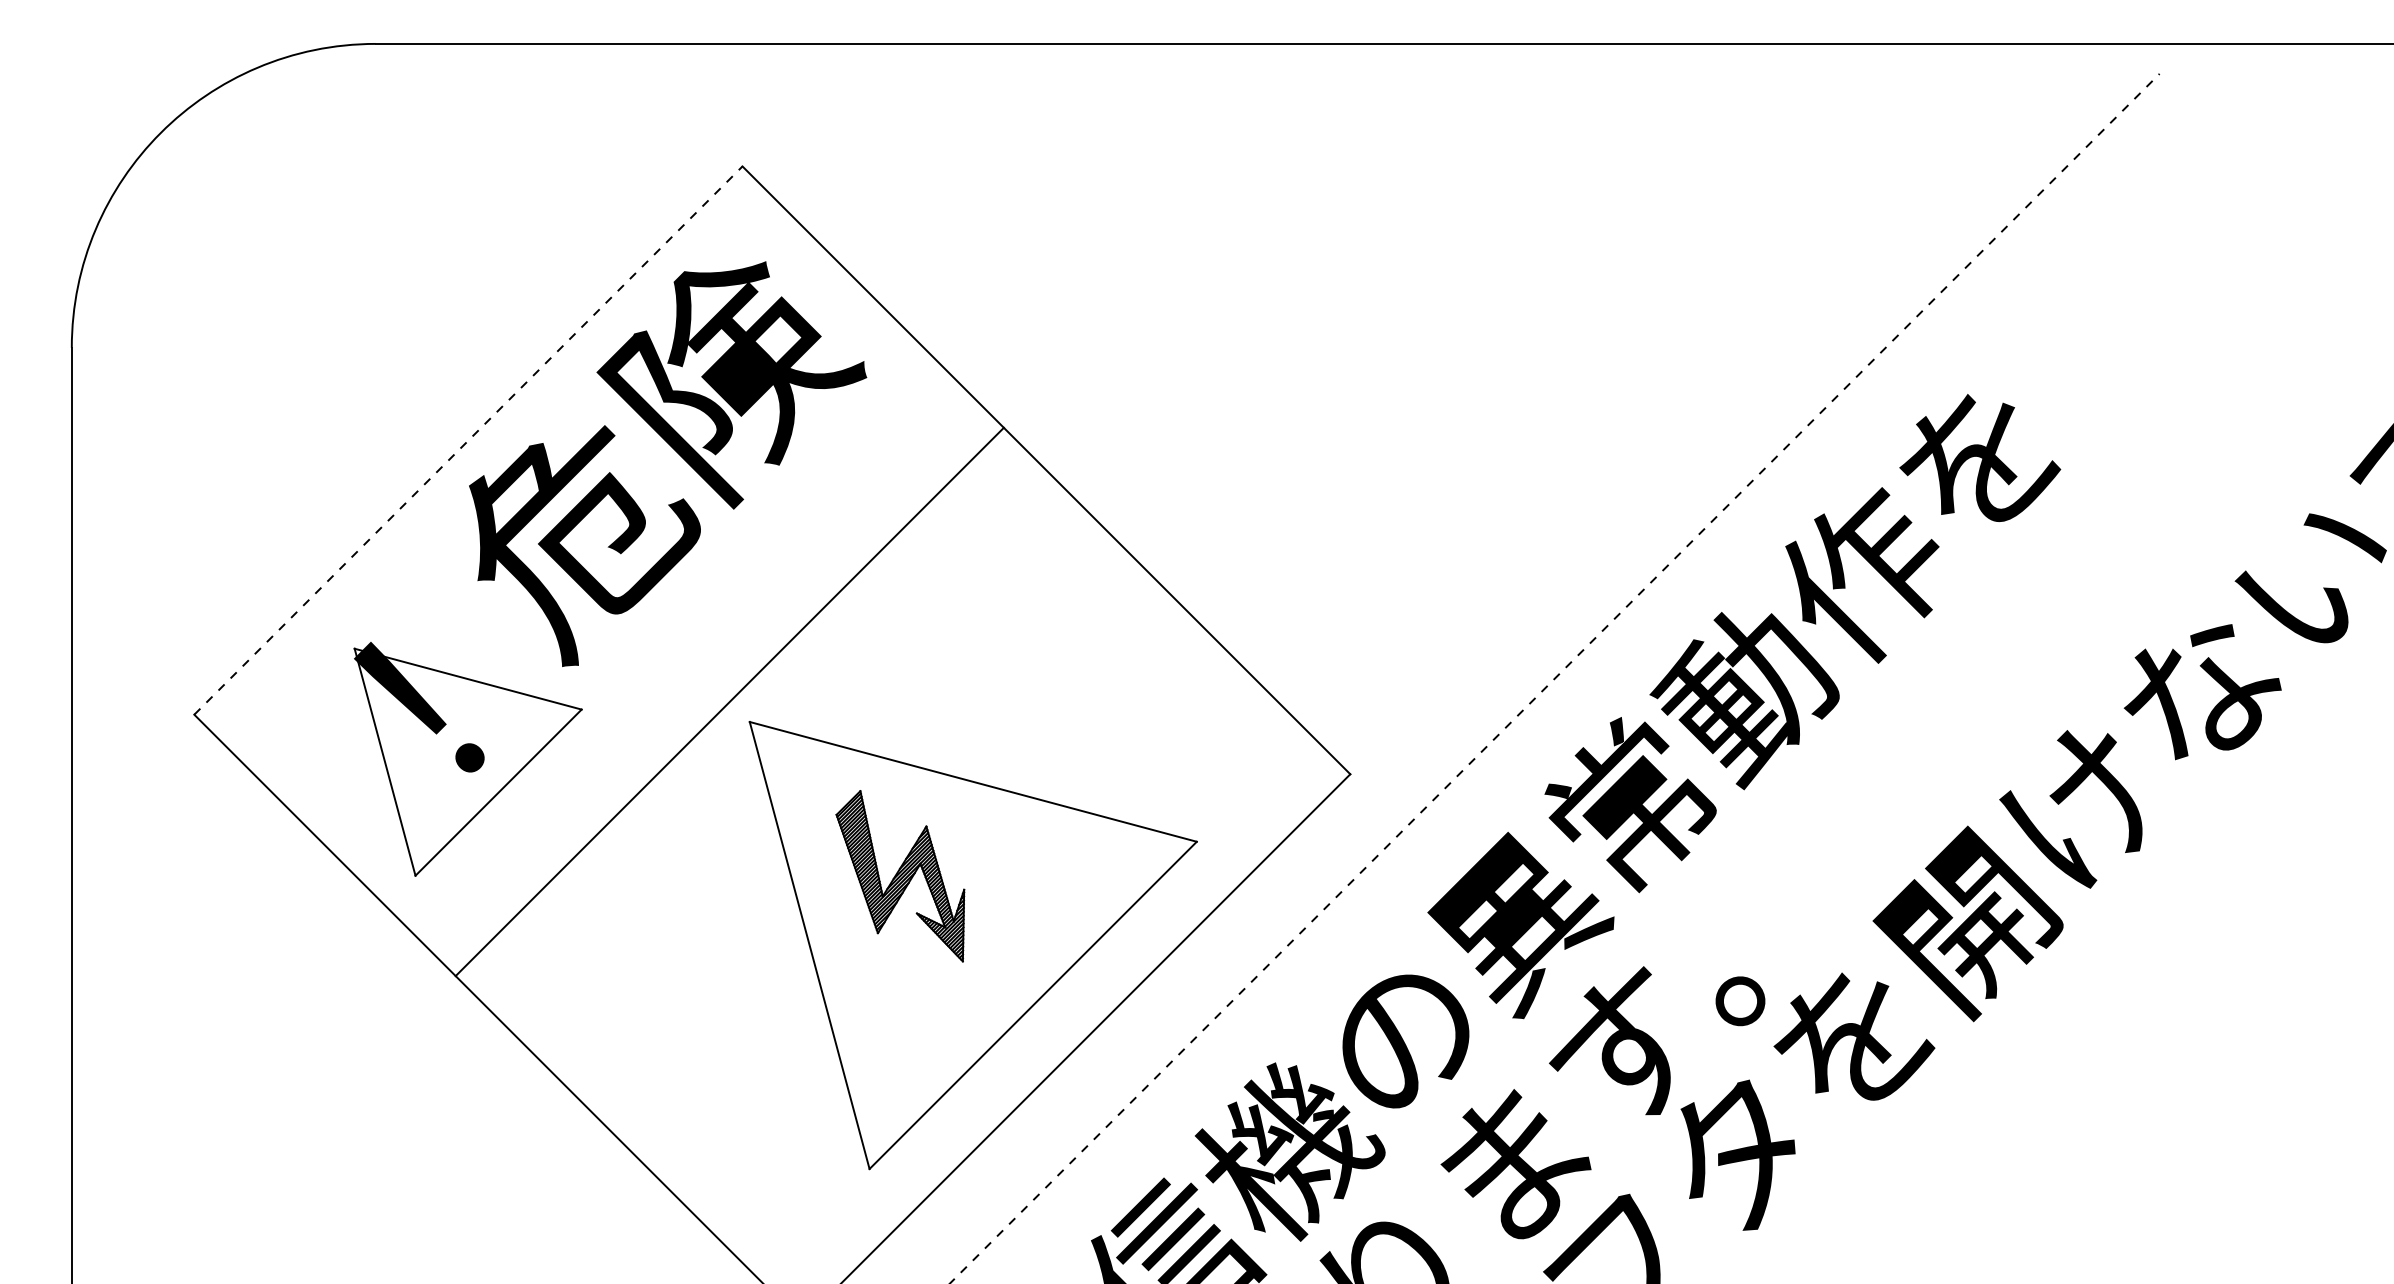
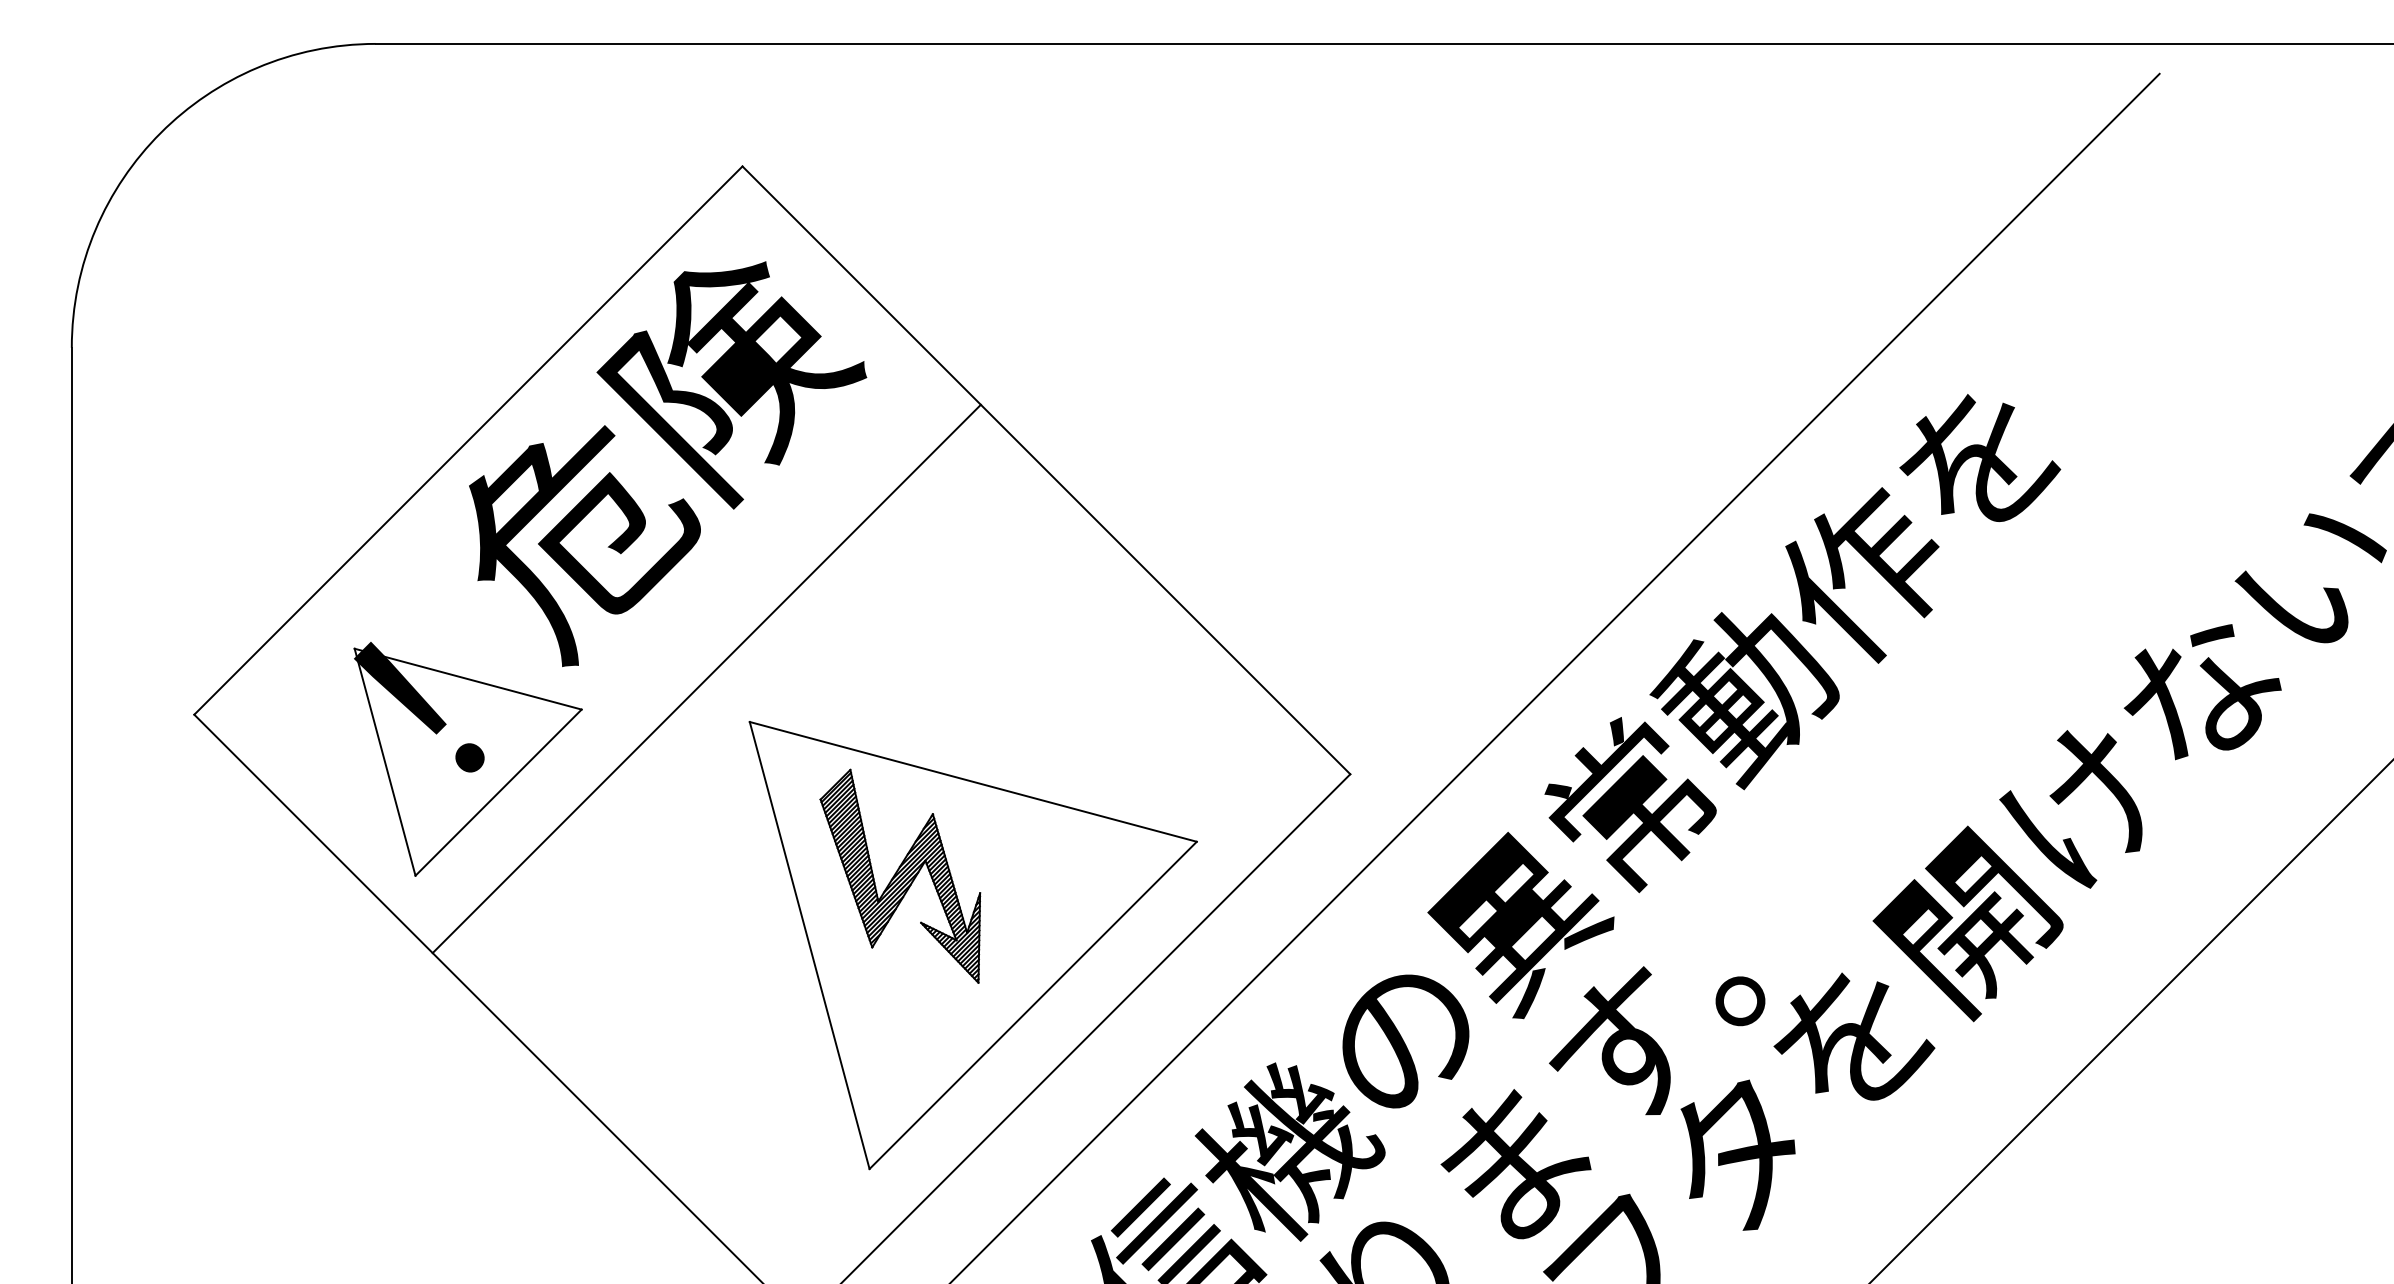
line: dashed -> solid (468, 440)
line: dashed -> solid (1555, 678)
line position: (729, 701) -> (706, 678) (706, 678)
part size: 131x173 px -> 163x216 px (900, 875)
line: none -> present (2131, 1021)
